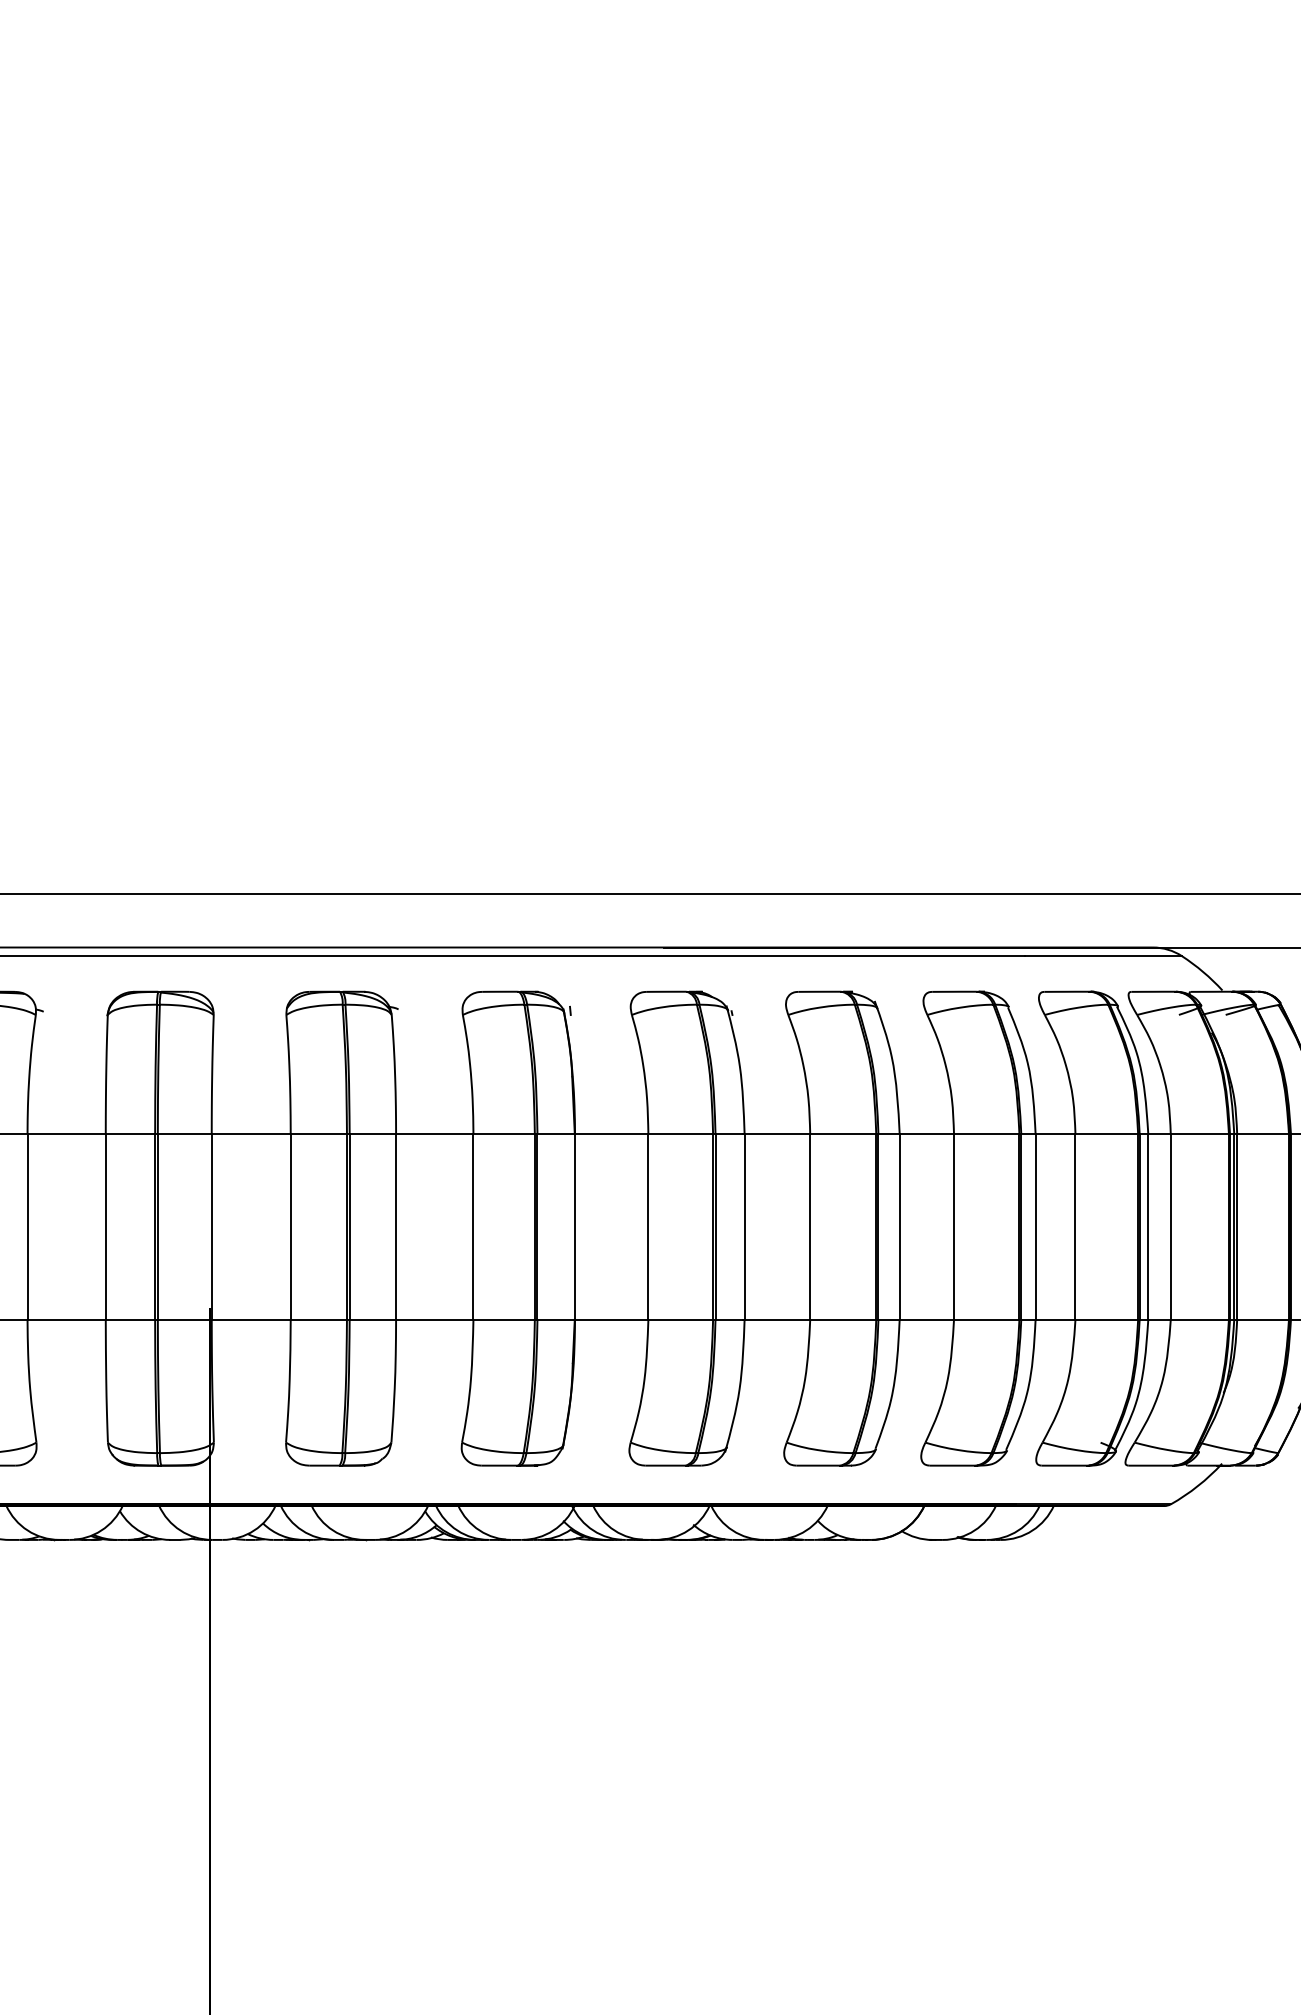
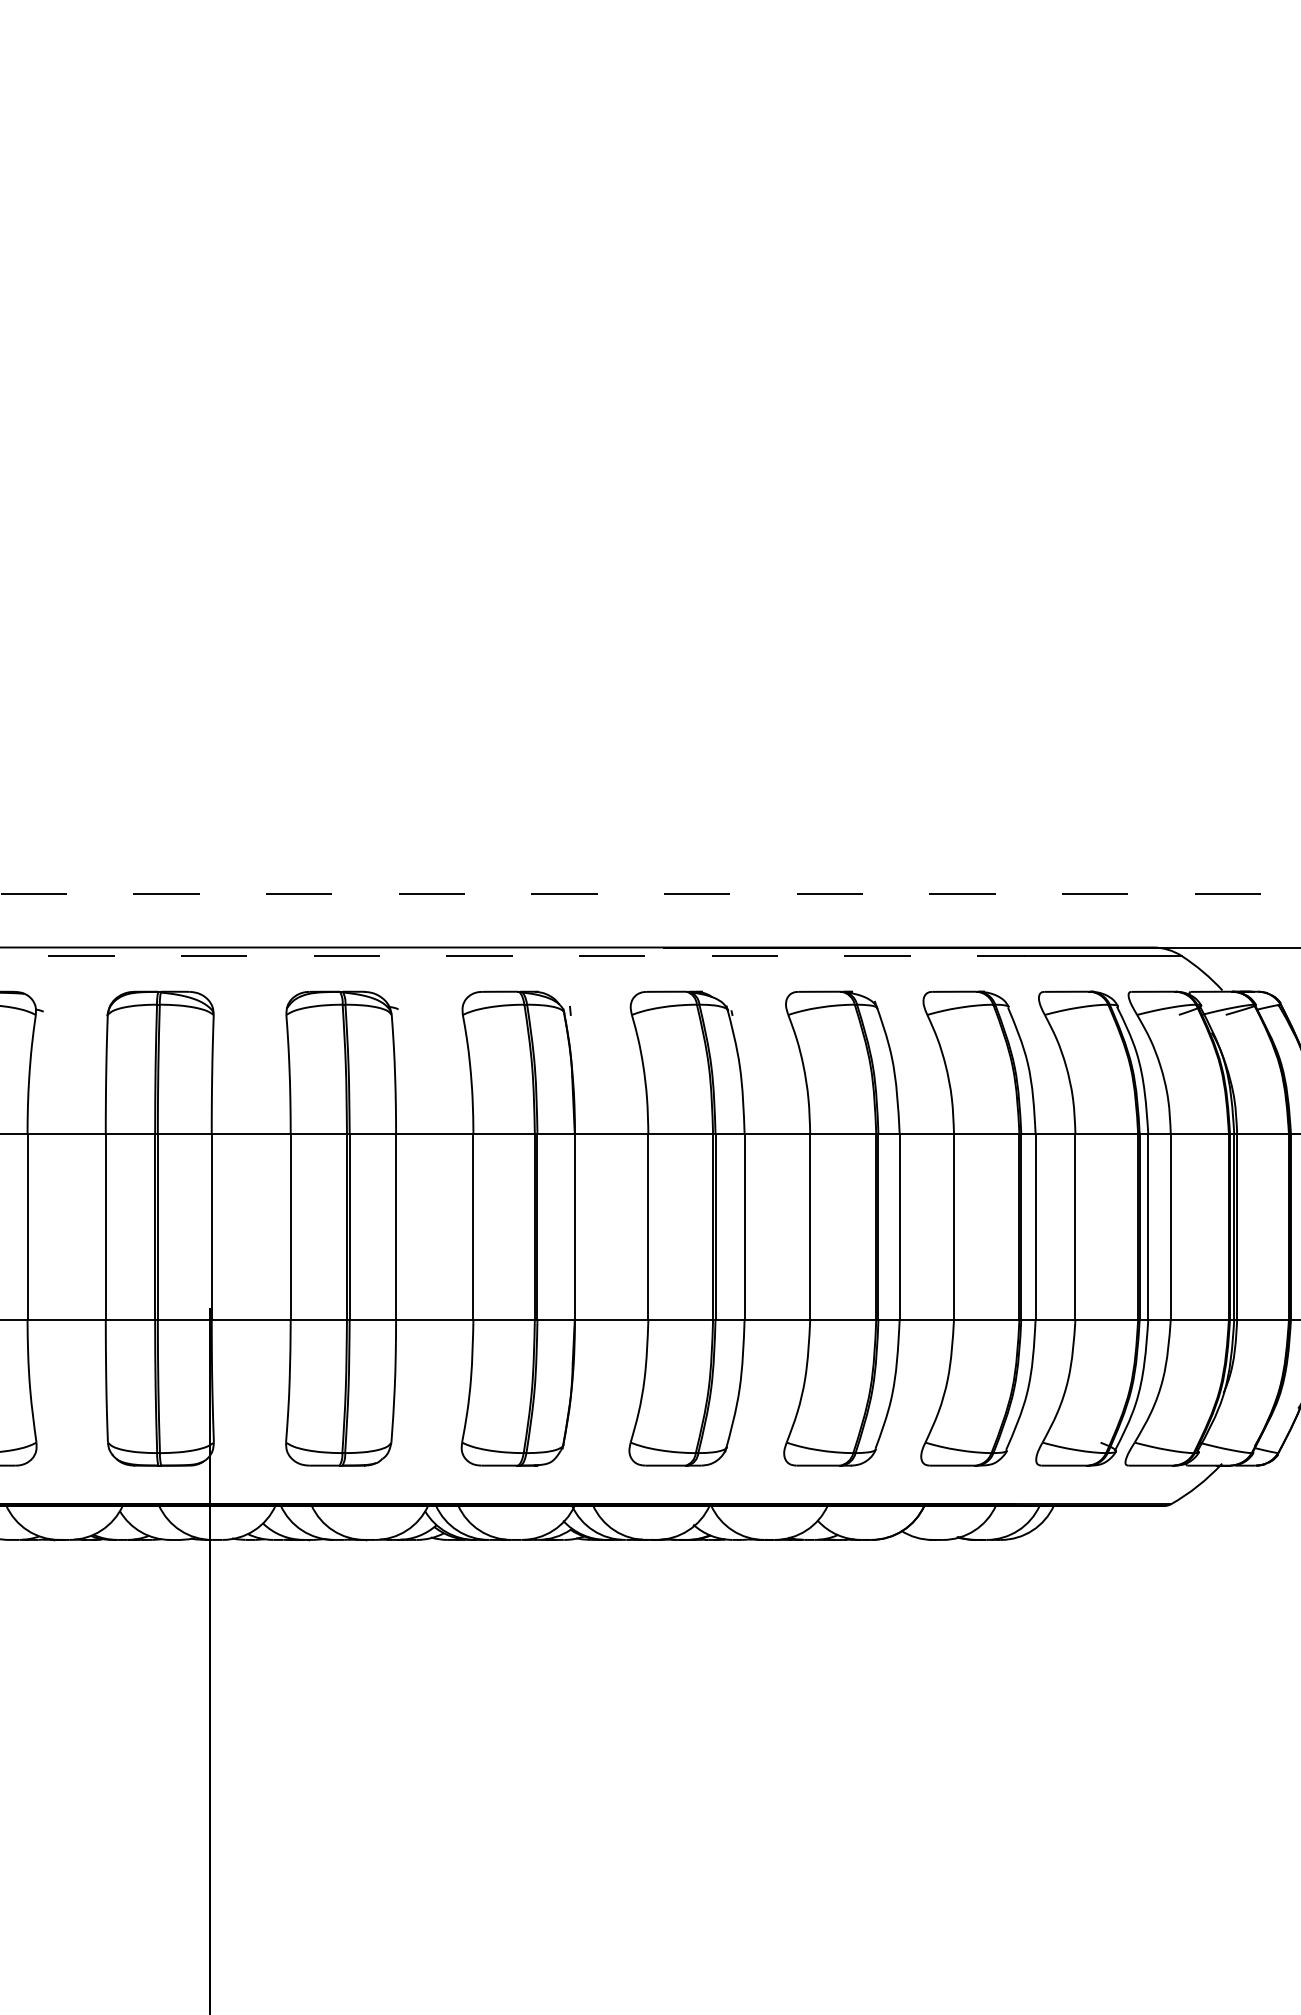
line: solid -> dashed (650, 894)
line: solid -> dashed (512, 956)
